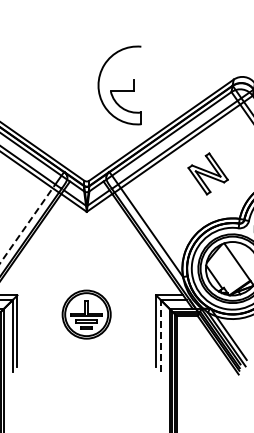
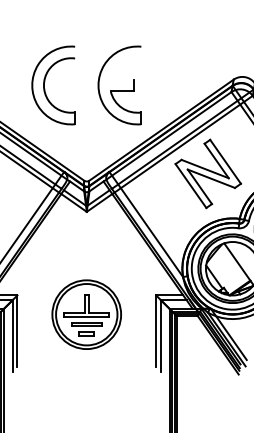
part: none -> present (45, 82)
part size: 42x44 px -> 68x72 px (207, 173)
line: dashed -> solid (28, 223)
part size: 51x51 px -> 71x71 px (86, 314)
line: dashed -> solid (160, 335)
